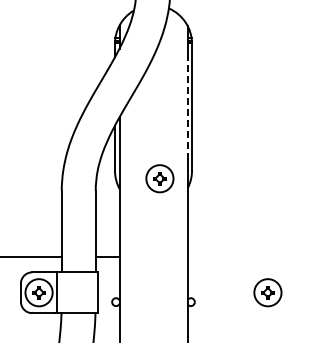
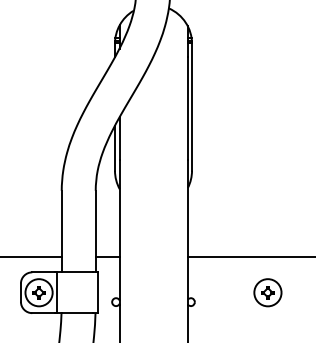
line: dashed -> solid (187, 108)
part: present -> none (159, 178)
line: none -> present (249, 256)
